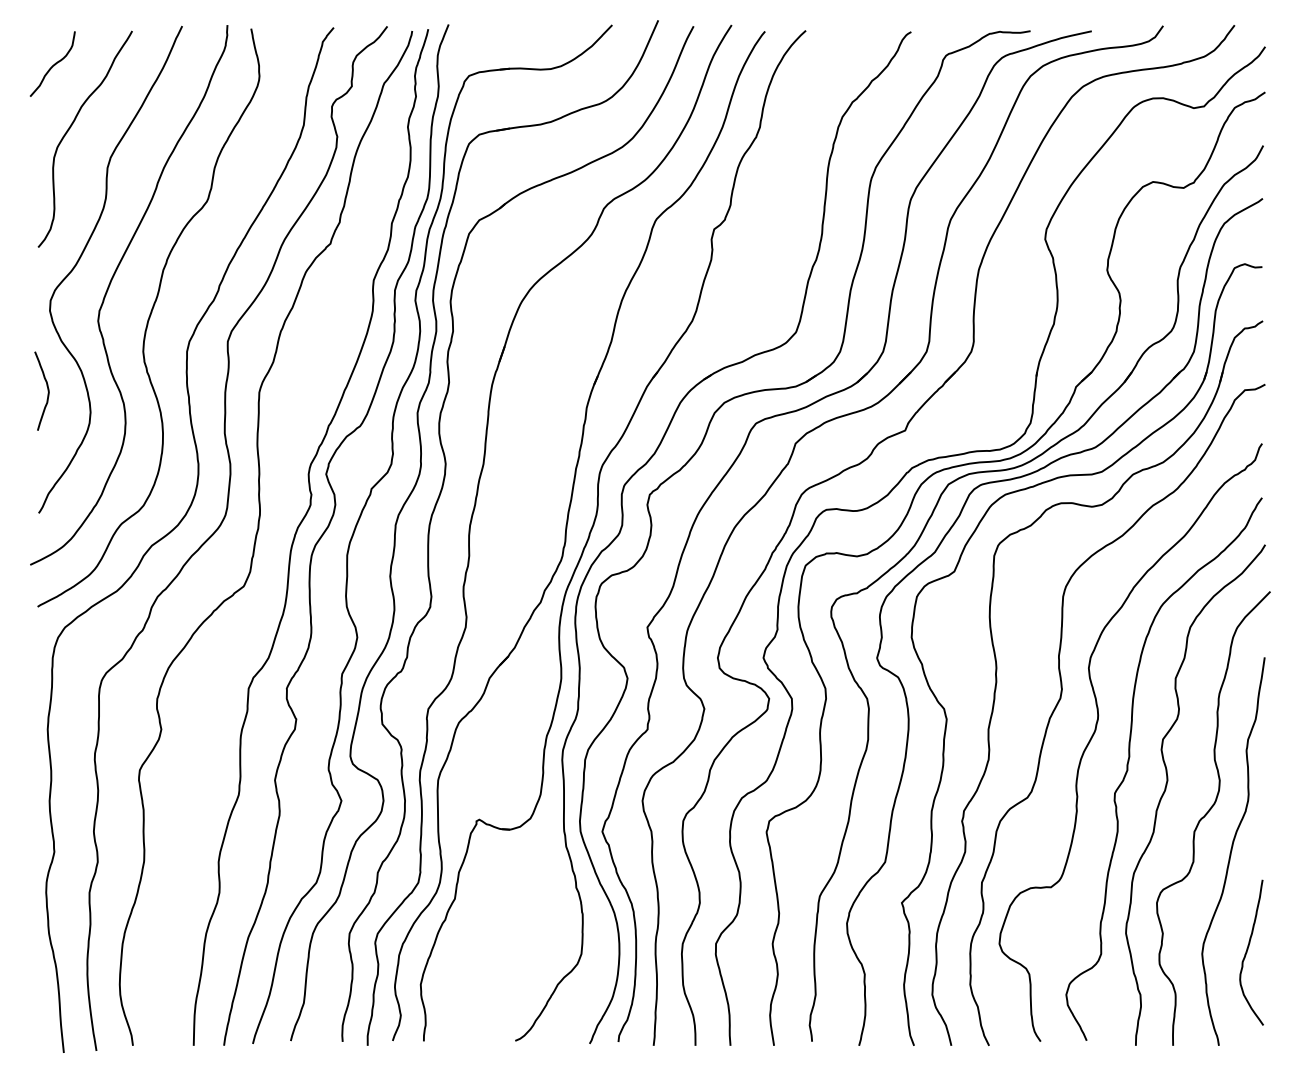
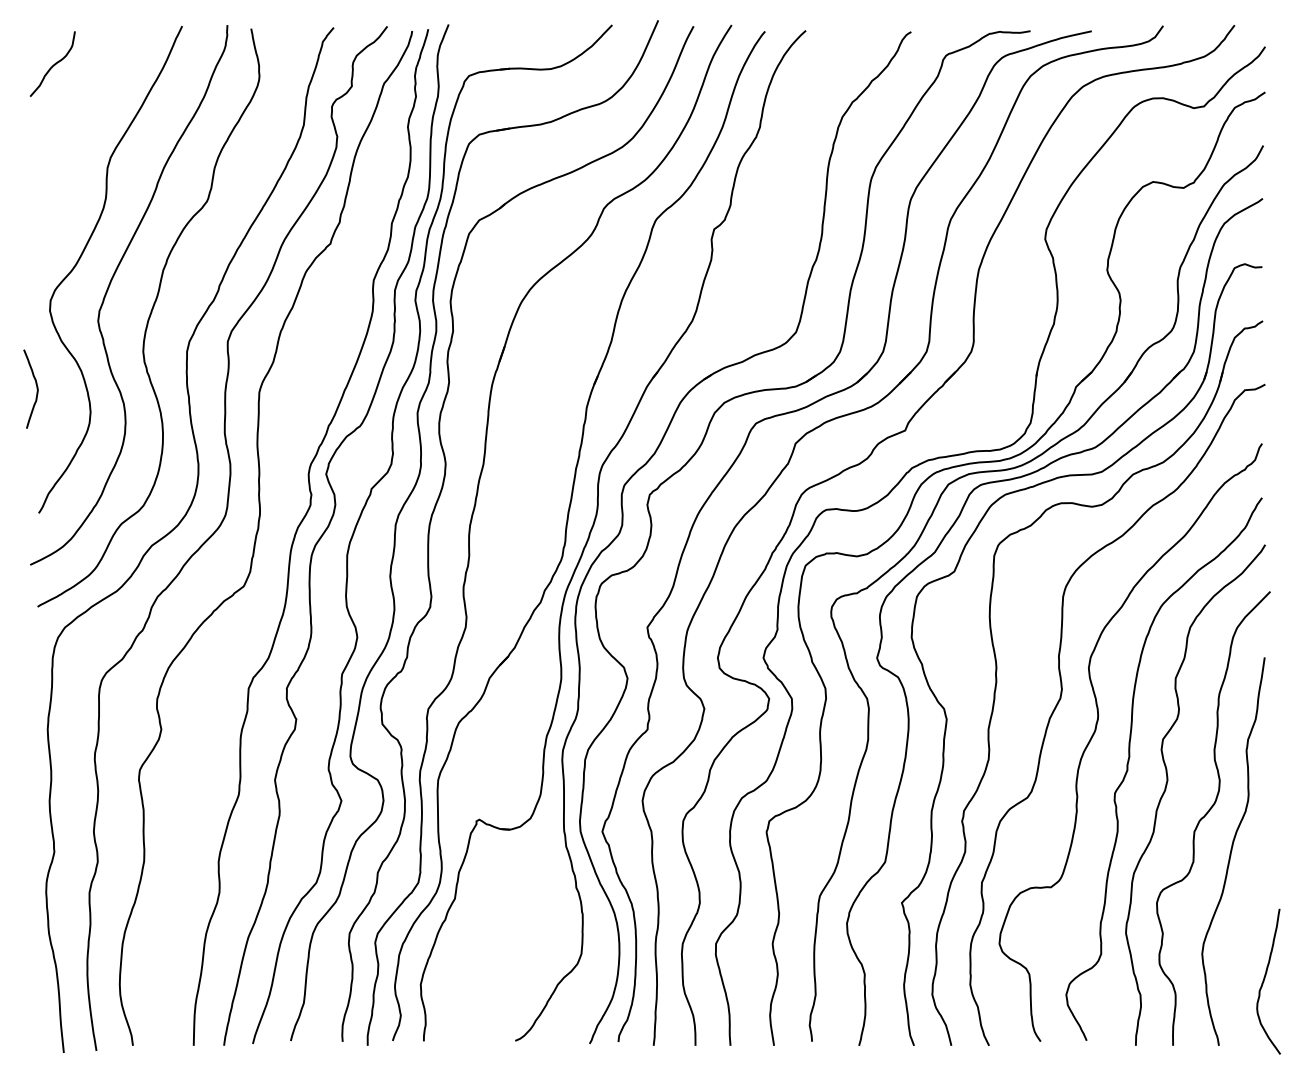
curve: present -> none (69, 130)
curve position: (47, 390) -> (36, 388) (36, 388)
curve position: (1247, 952) -> (1264, 981) (1264, 981)
